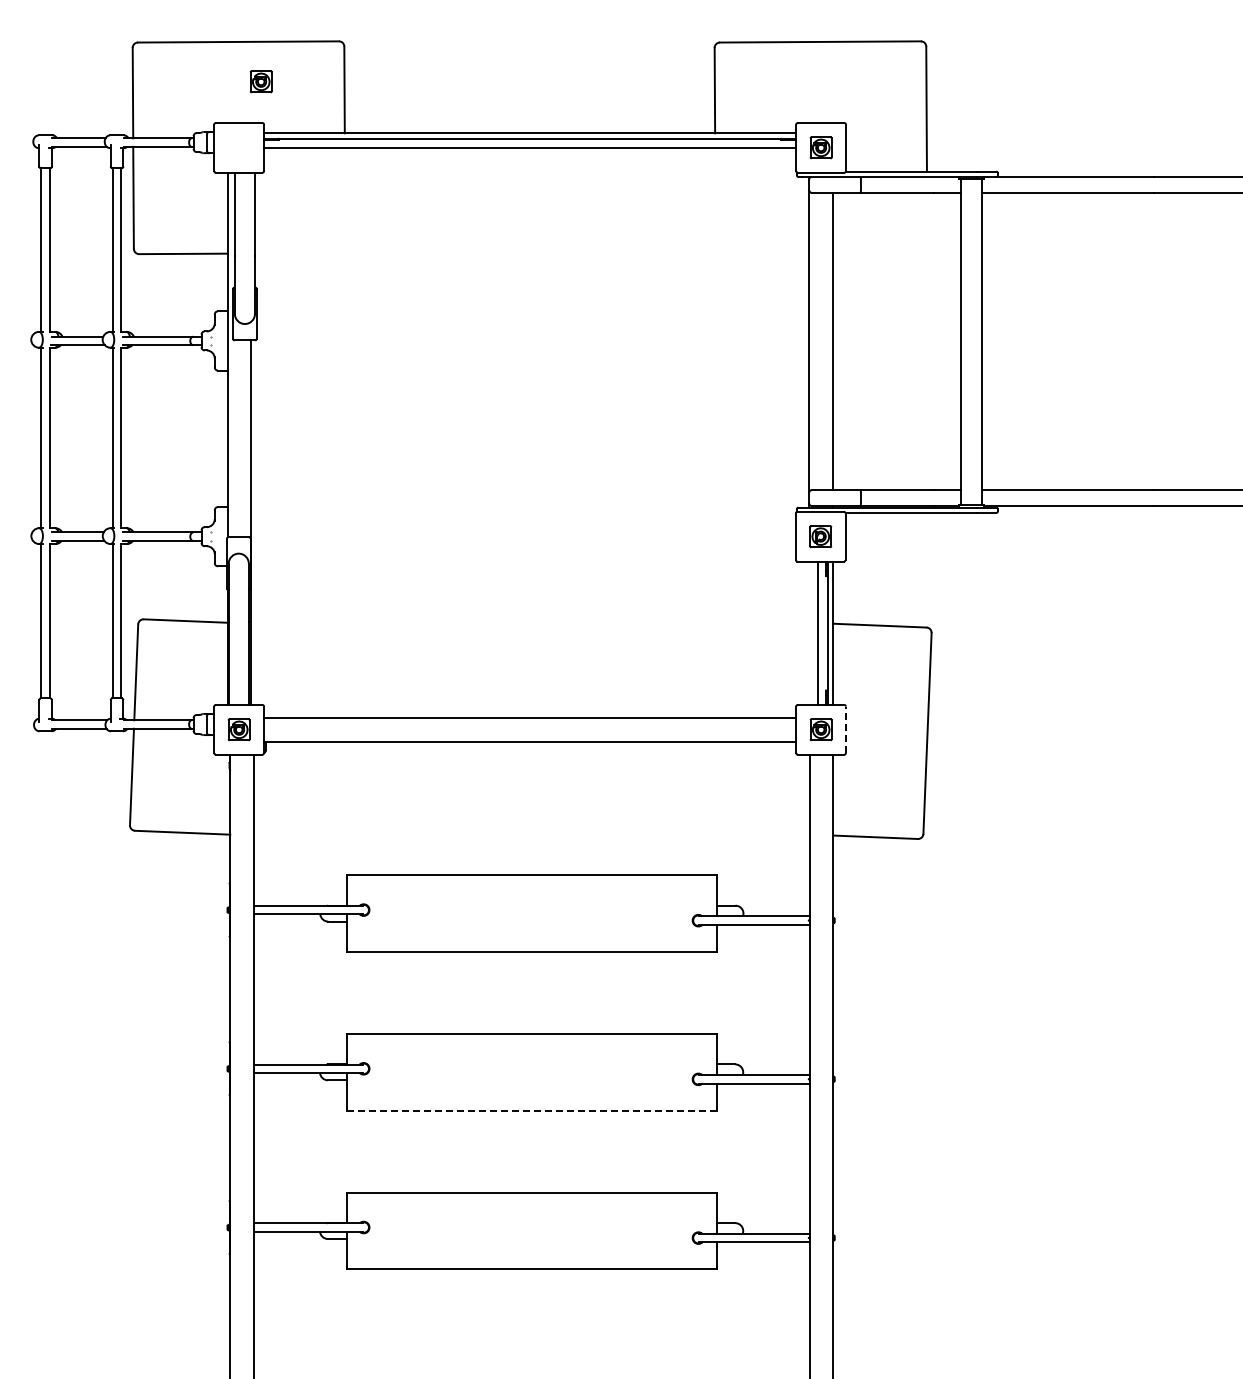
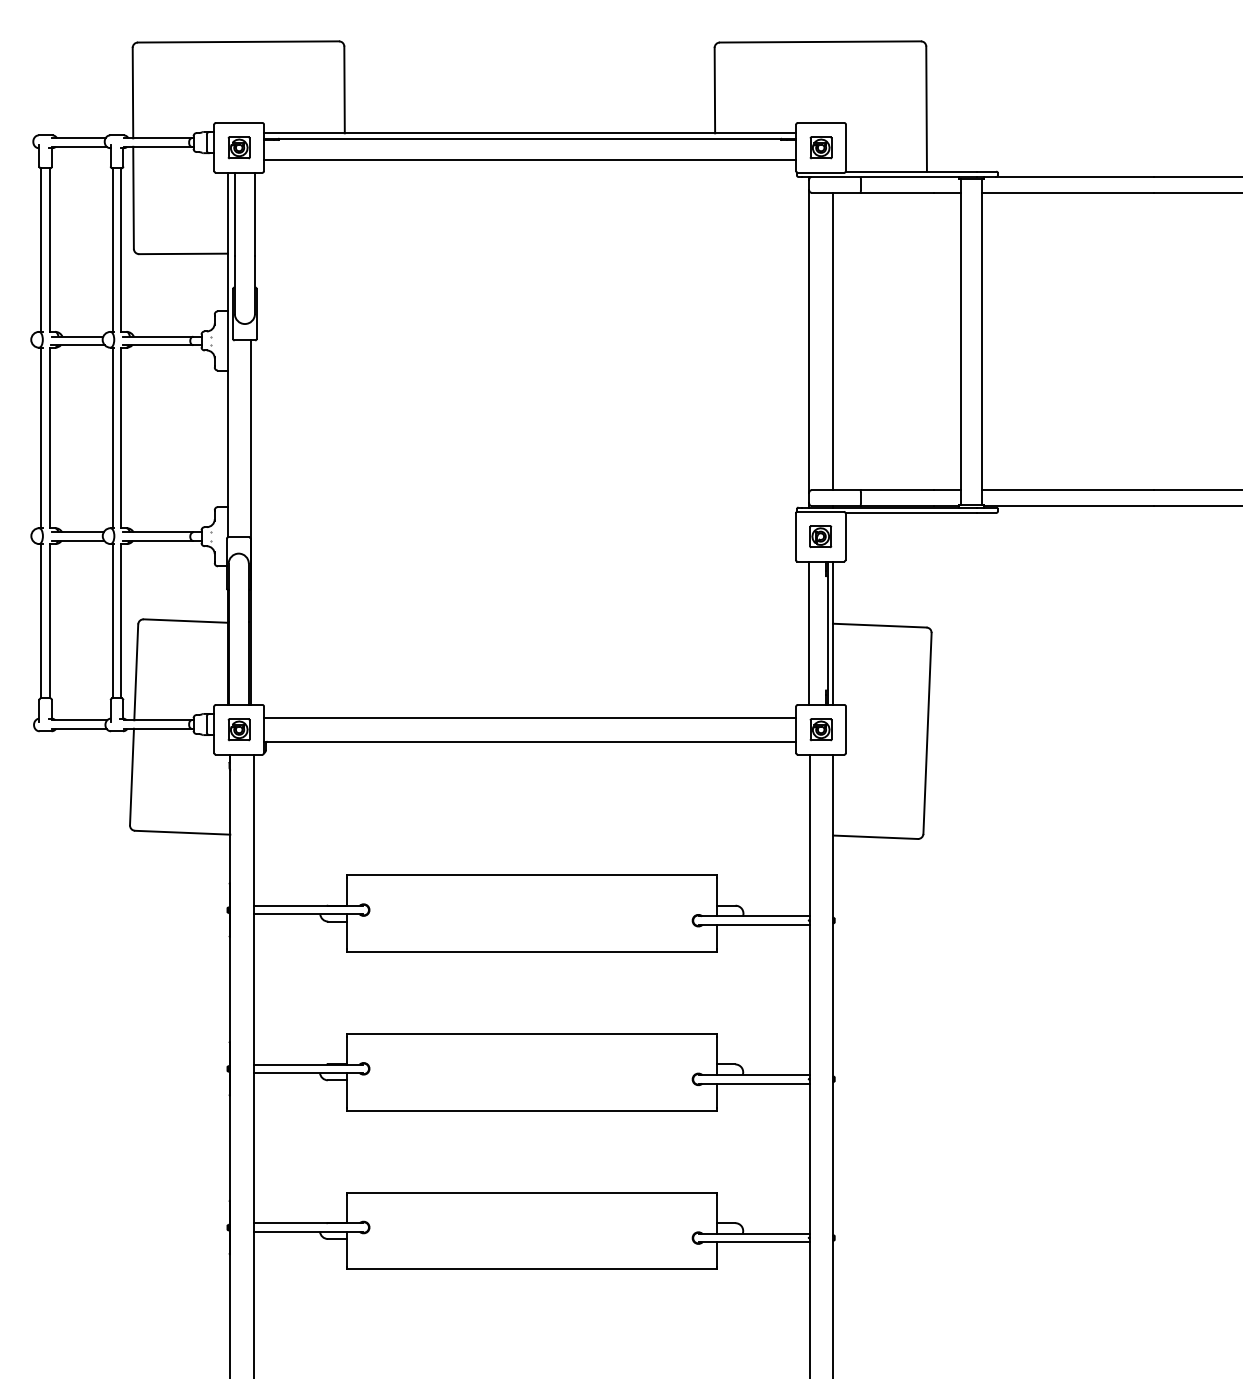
part position: (260, 81) -> (238, 147) (238, 147)
line position: (530, 147) -> (530, 159) (530, 159)
line position: (818, 632) -> (809, 632) (809, 632)
line: dashed -> solid (845, 729)
line: dashed -> solid (532, 1110)
